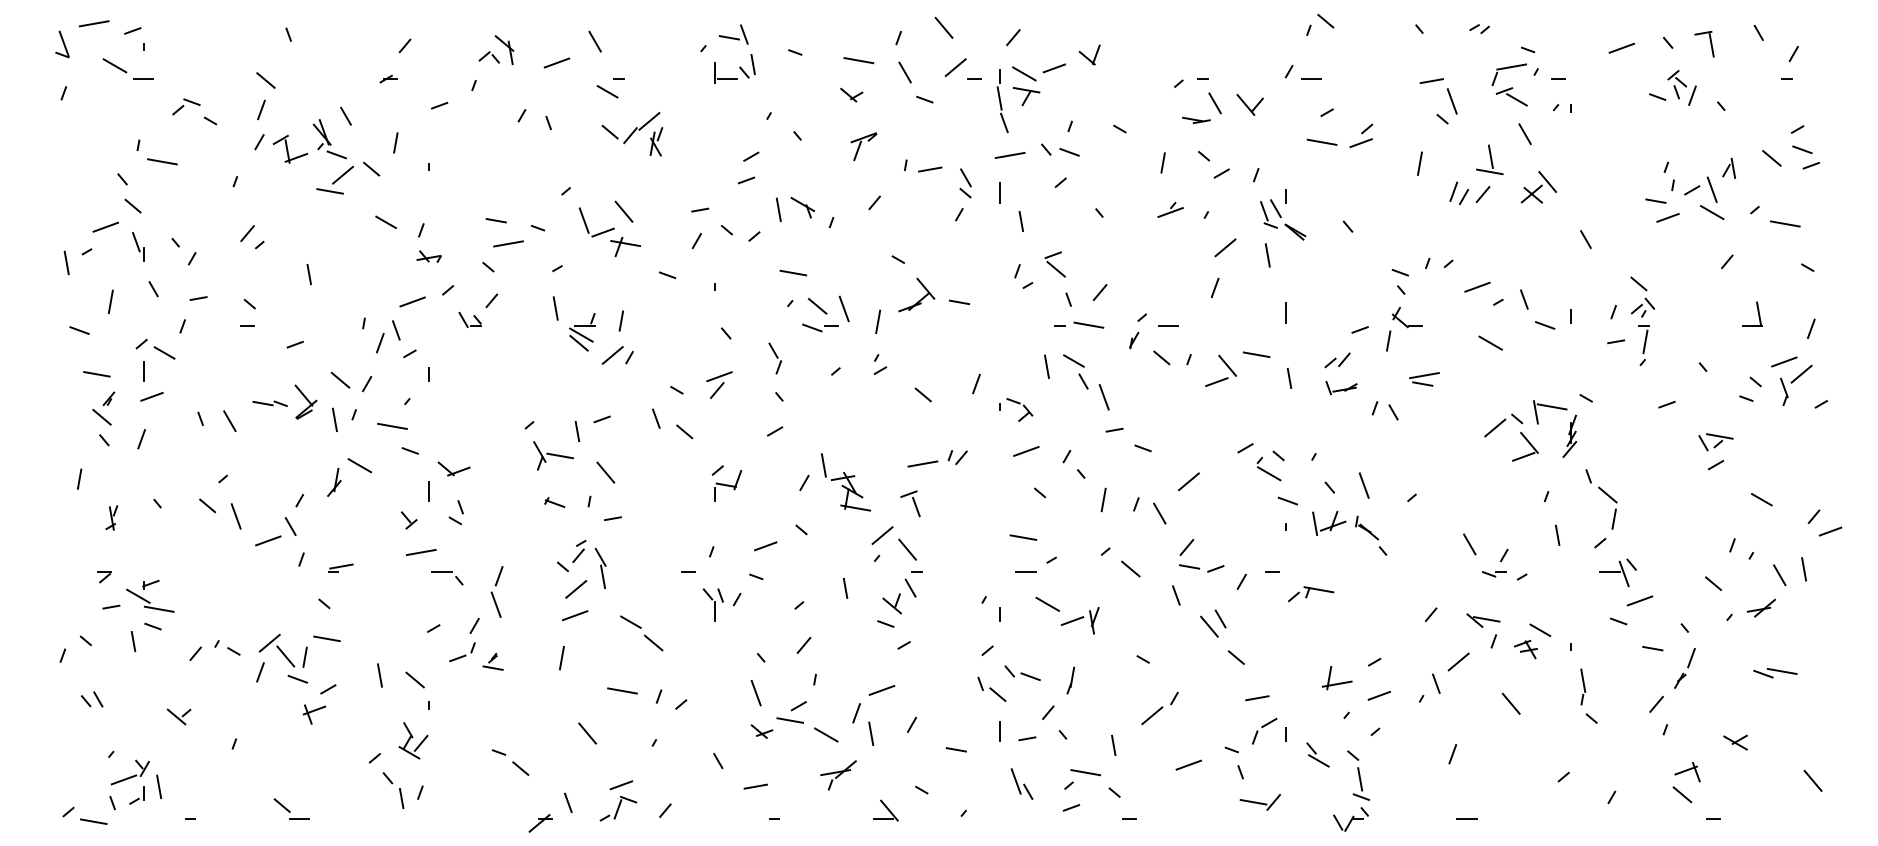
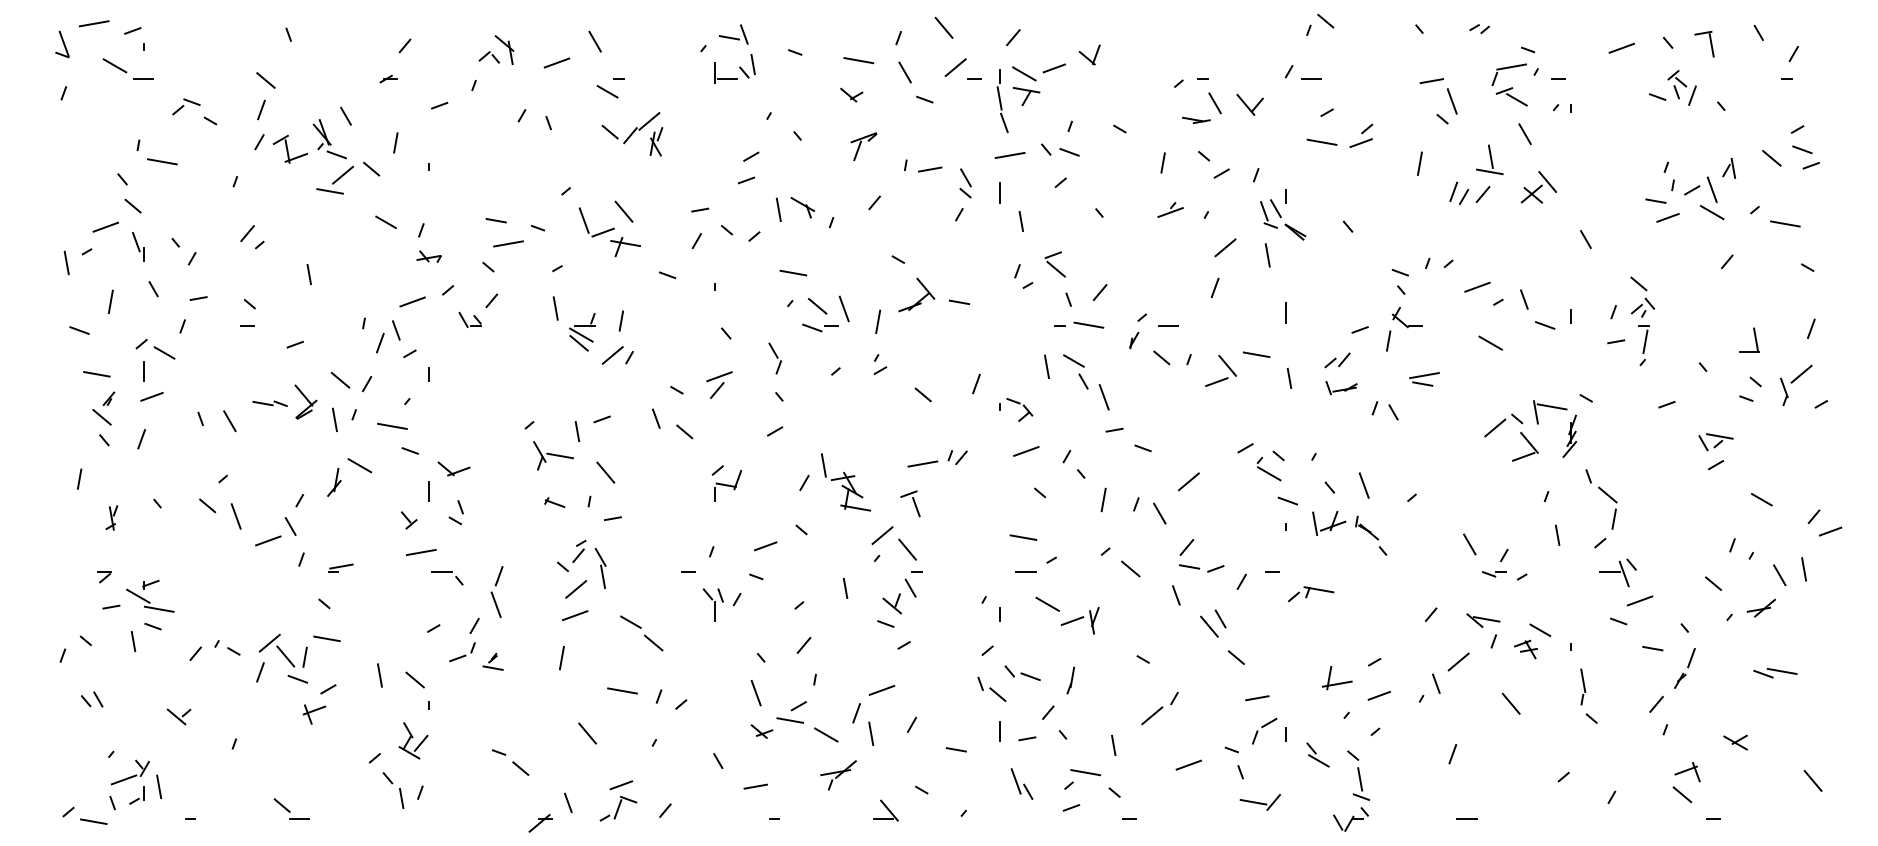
part position: (1752, 313) -> (1749, 339) (1749, 339)
line: present -> none (1784, 361)
